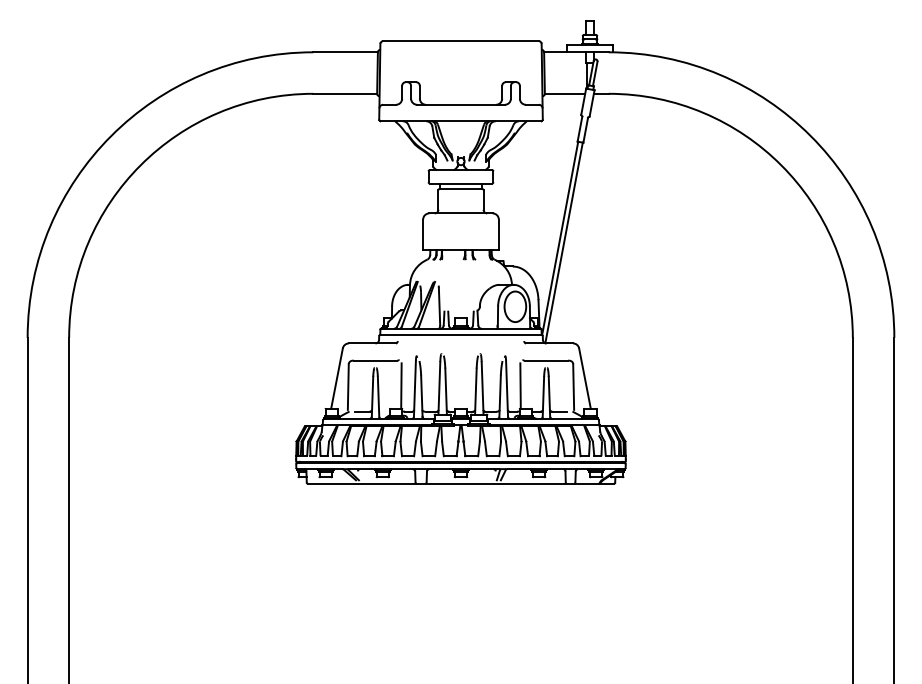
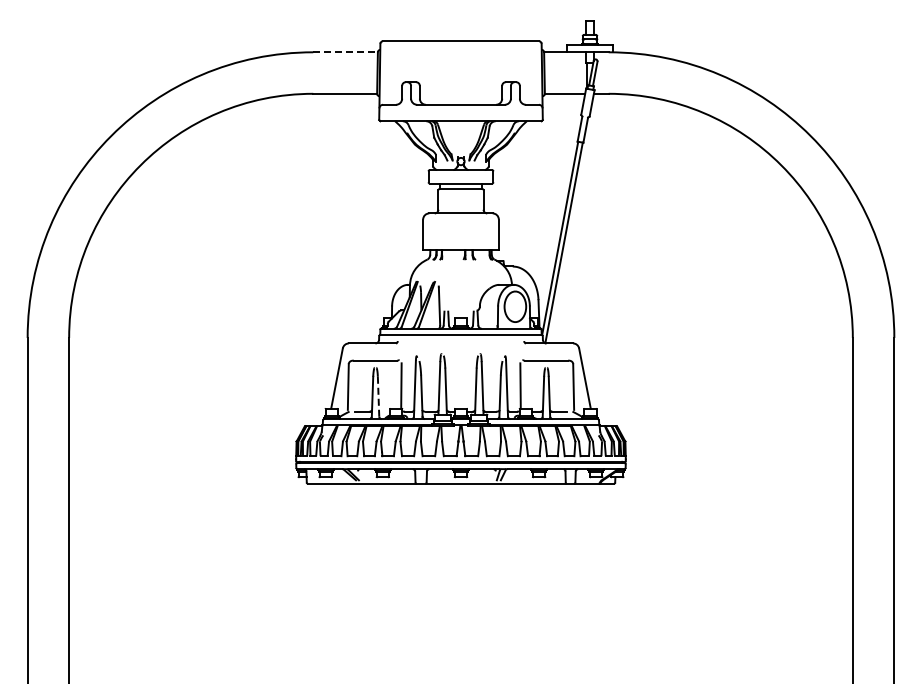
line: solid -> dashed (346, 52)
line: solid -> dashed (378, 396)
